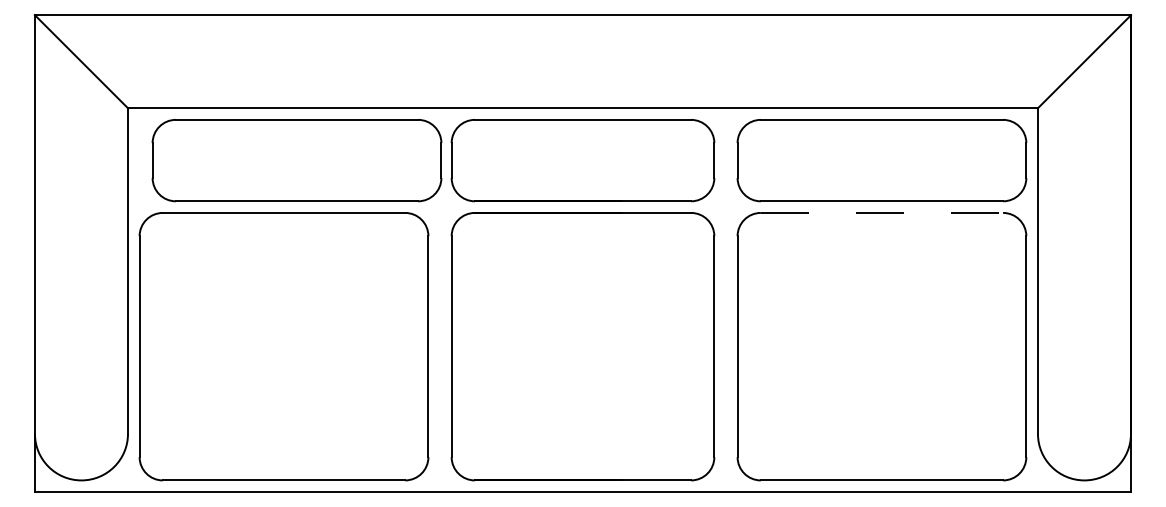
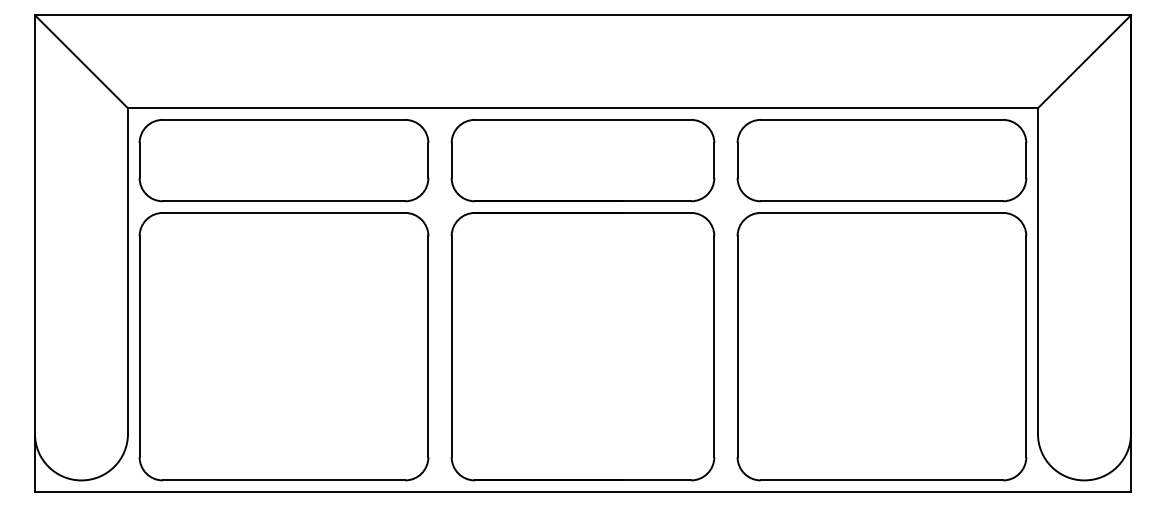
part position: (296, 160) -> (283, 160) (283, 160)
line: dashed -> solid (882, 212)
